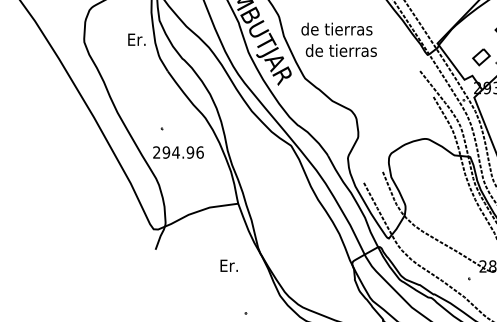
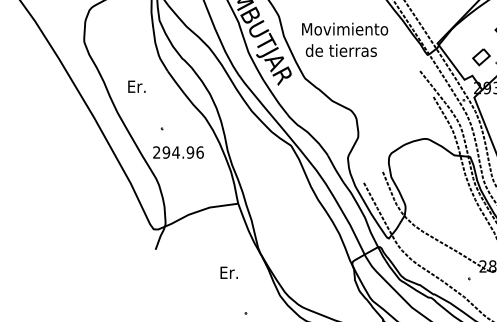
text: de tierras -> Movimiento (344, 28)
text position: (136, 39) -> (136, 86) (136, 86)
text position: (228, 265) -> (228, 272) (228, 272)
